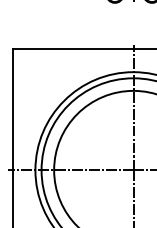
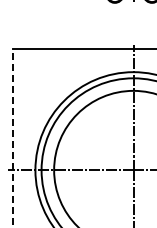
line: solid -> dashed (12, 138)
